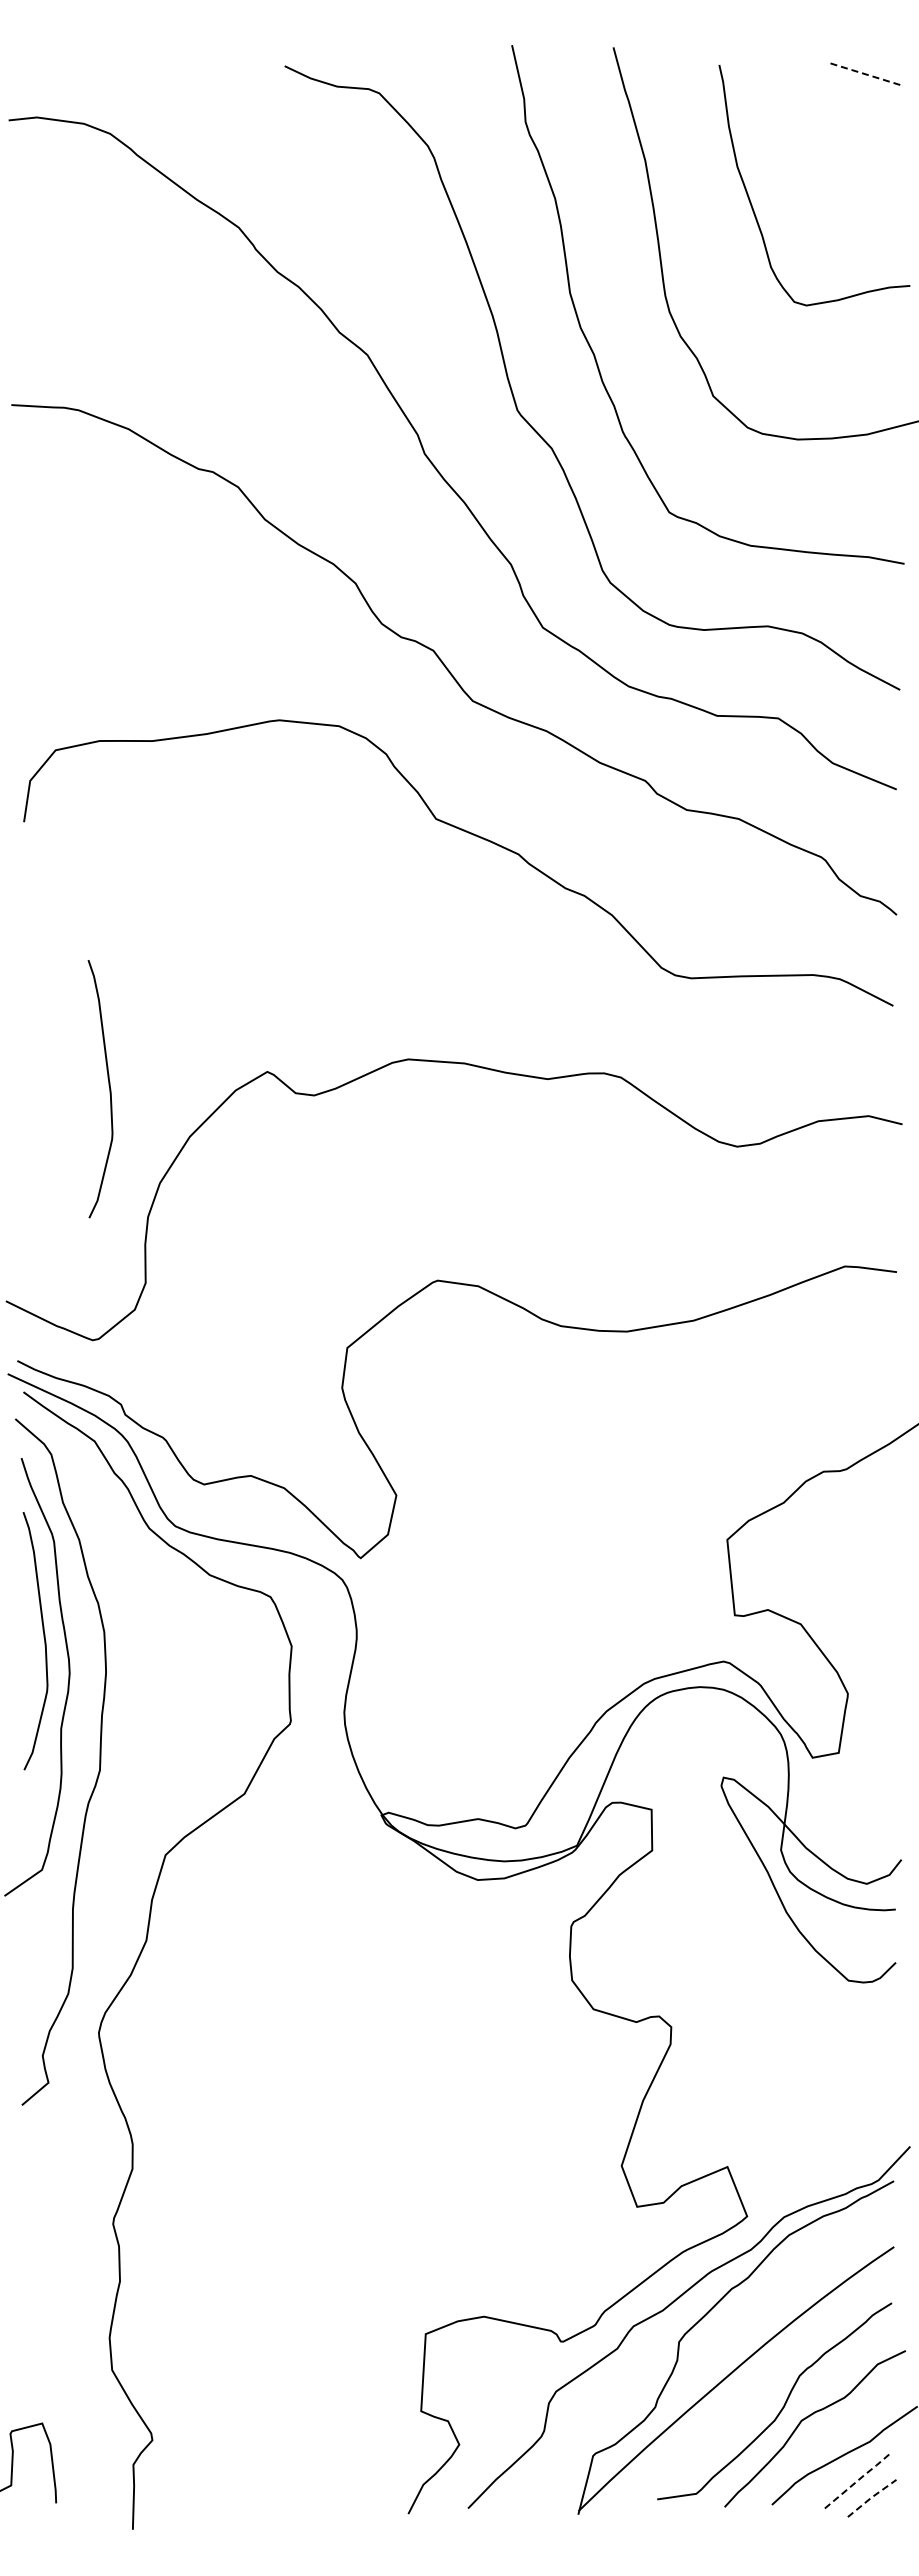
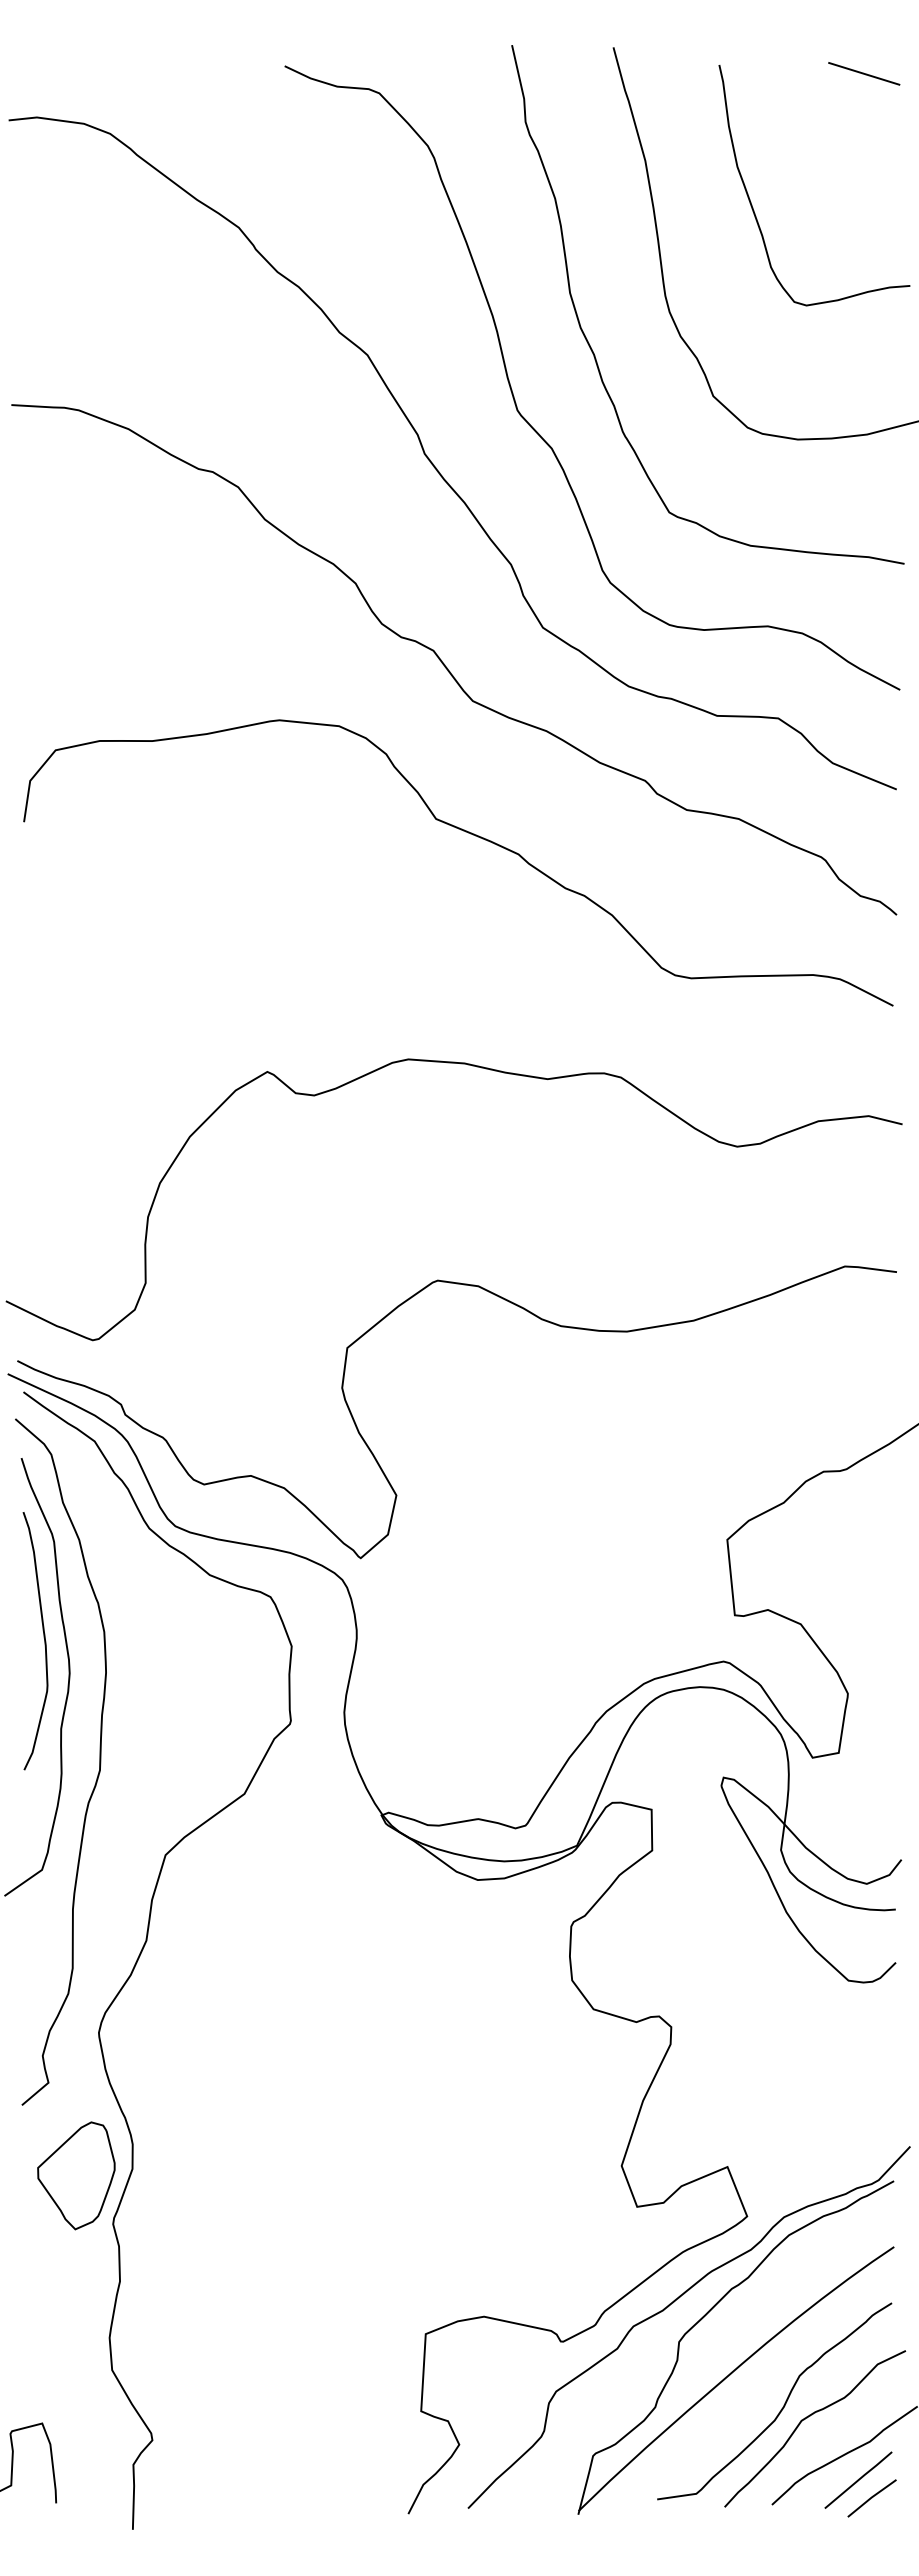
line: dashed -> solid (864, 73)
curve: present -> none (108, 1085)
part: none -> present (76, 2175)
line: dashed -> solid (859, 2479)
line: dashed -> solid (871, 2497)
